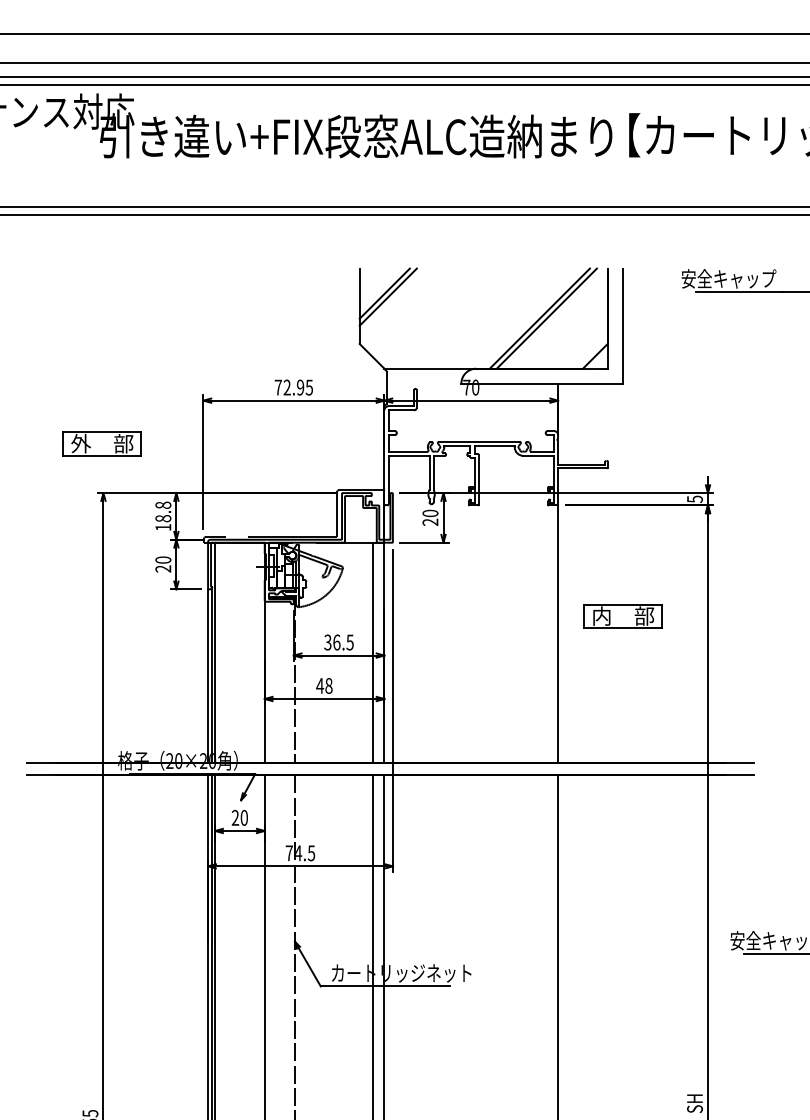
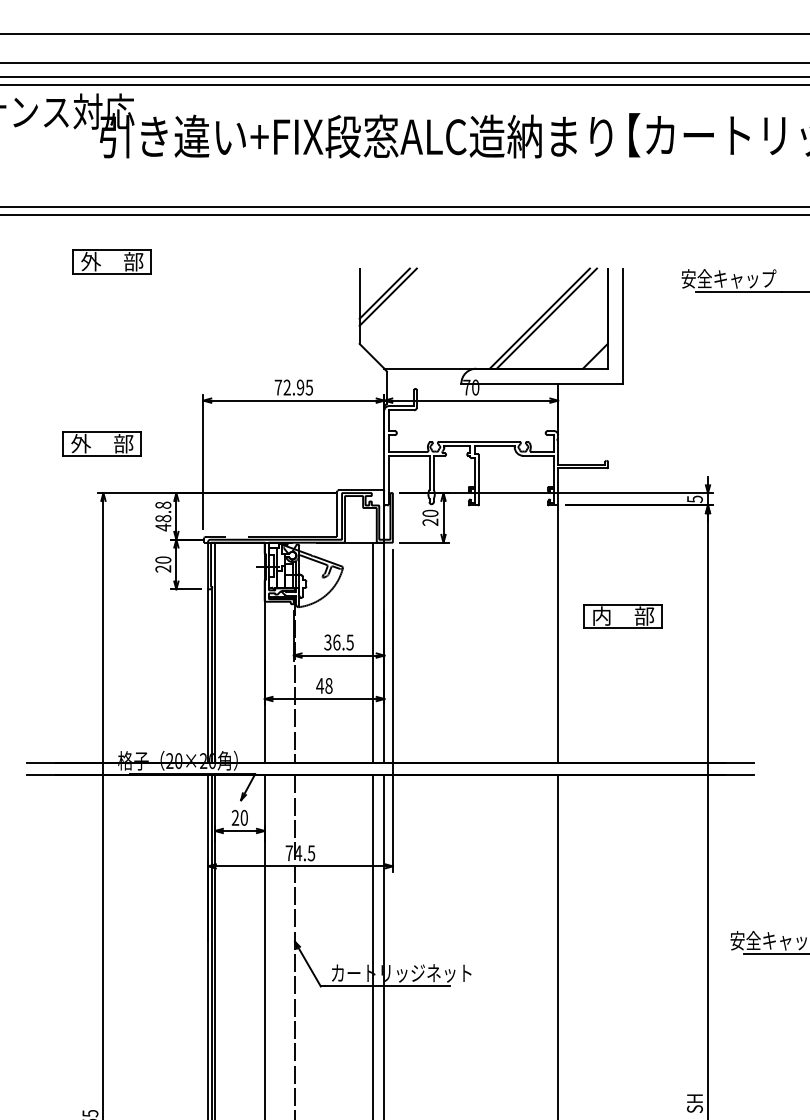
part: none -> present (111, 261)
text: 18.8 -> 48.8 (163, 527)
